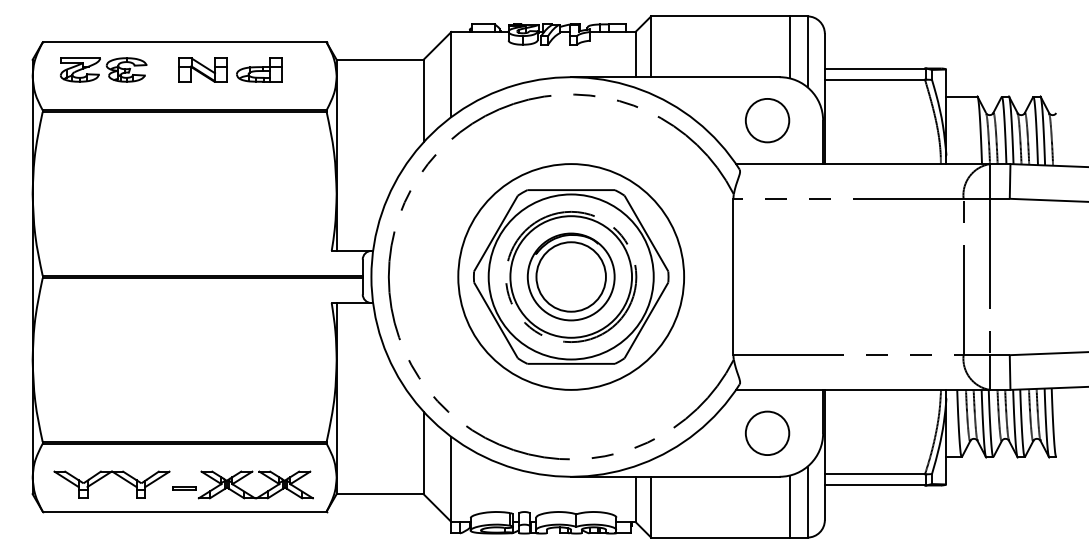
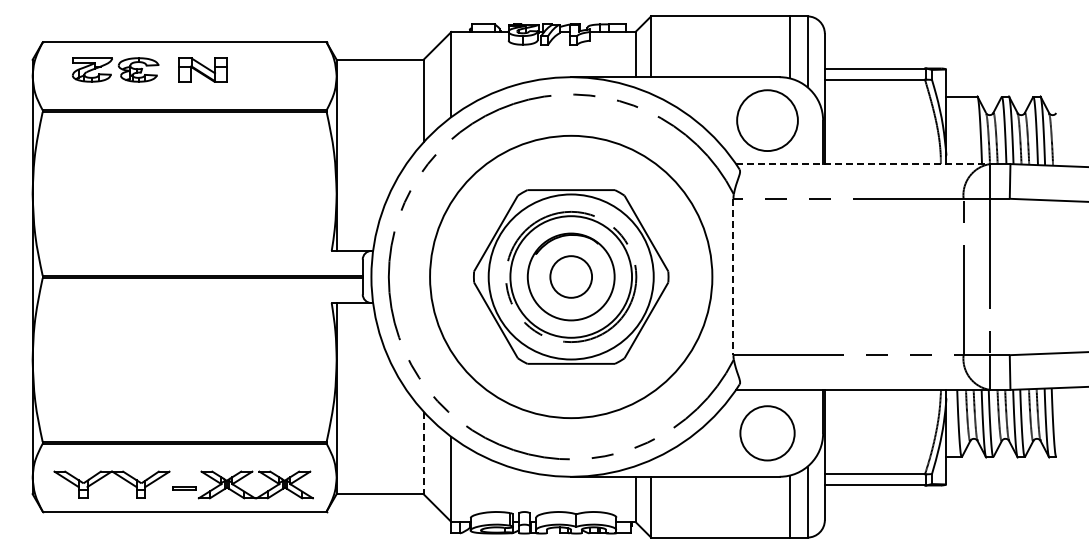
part position: (103, 69) -> (115, 69) (115, 69)
part: present -> none (259, 69)
circle diameter: 43 px -> 61 px (767, 120)
line: solid -> dashed (863, 164)
circle diameter: 69 px -> 42 px (571, 276)
circle diameter: 226 px -> 282 px (571, 276)
line: solid -> dashed (733, 277)
circle diameter: 43 px -> 54 px (767, 433)
line: solid -> dashed (423, 453)
